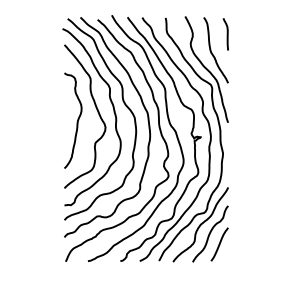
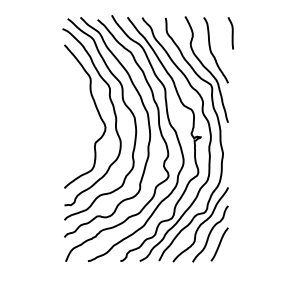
curve position: (226, 34) -> (231, 33) (231, 33)
curve: present -> none (76, 121)
